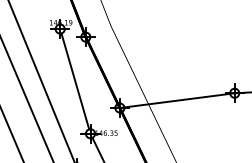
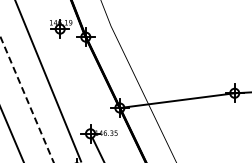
line position: (41, 80) -> (48, 80) (48, 80)
line: present -> none (75, 81)
line: solid -> dashed (27, 99)
